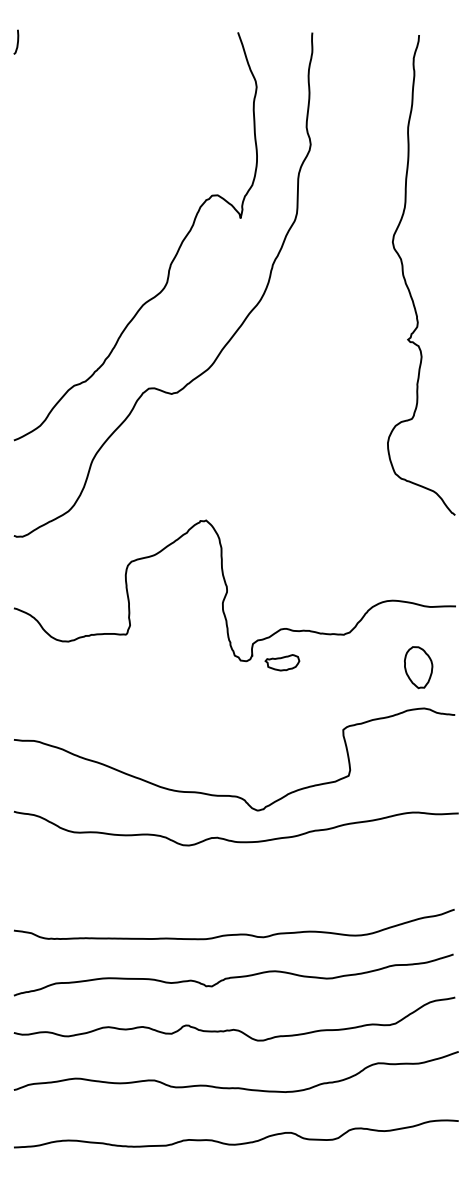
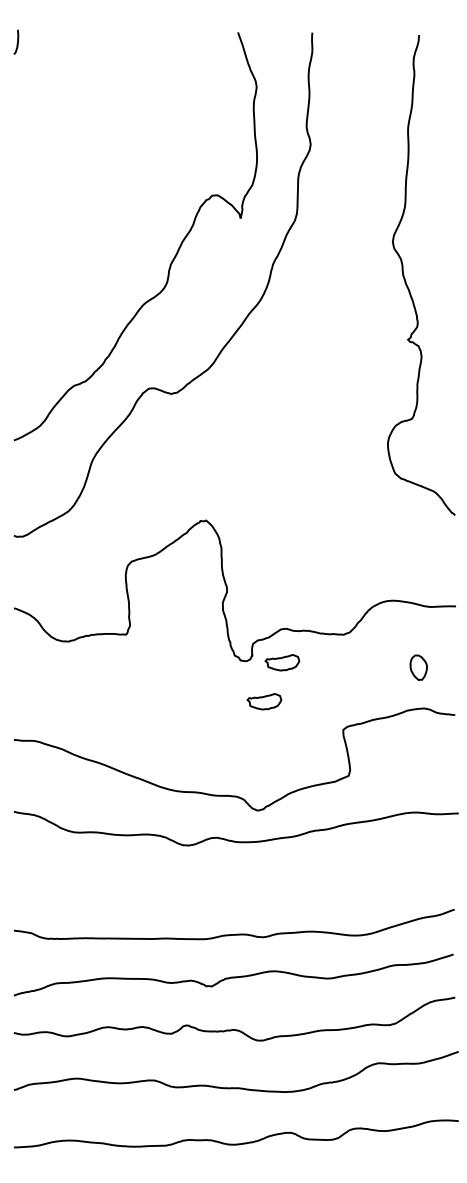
part size: 30x44 px -> 19x27 px (418, 667)
part: none -> present (264, 701)
